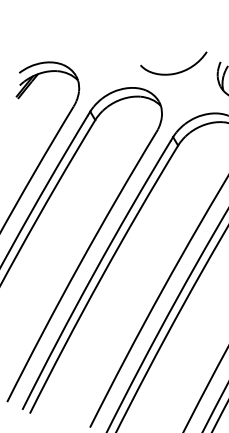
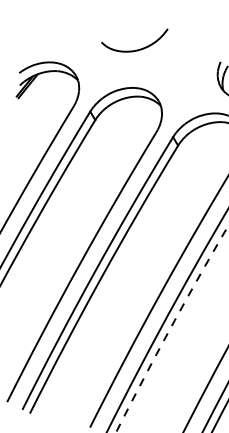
curve position: (175, 72) -> (136, 49) (136, 49)
arc: solid -> dashed (170, 327)
